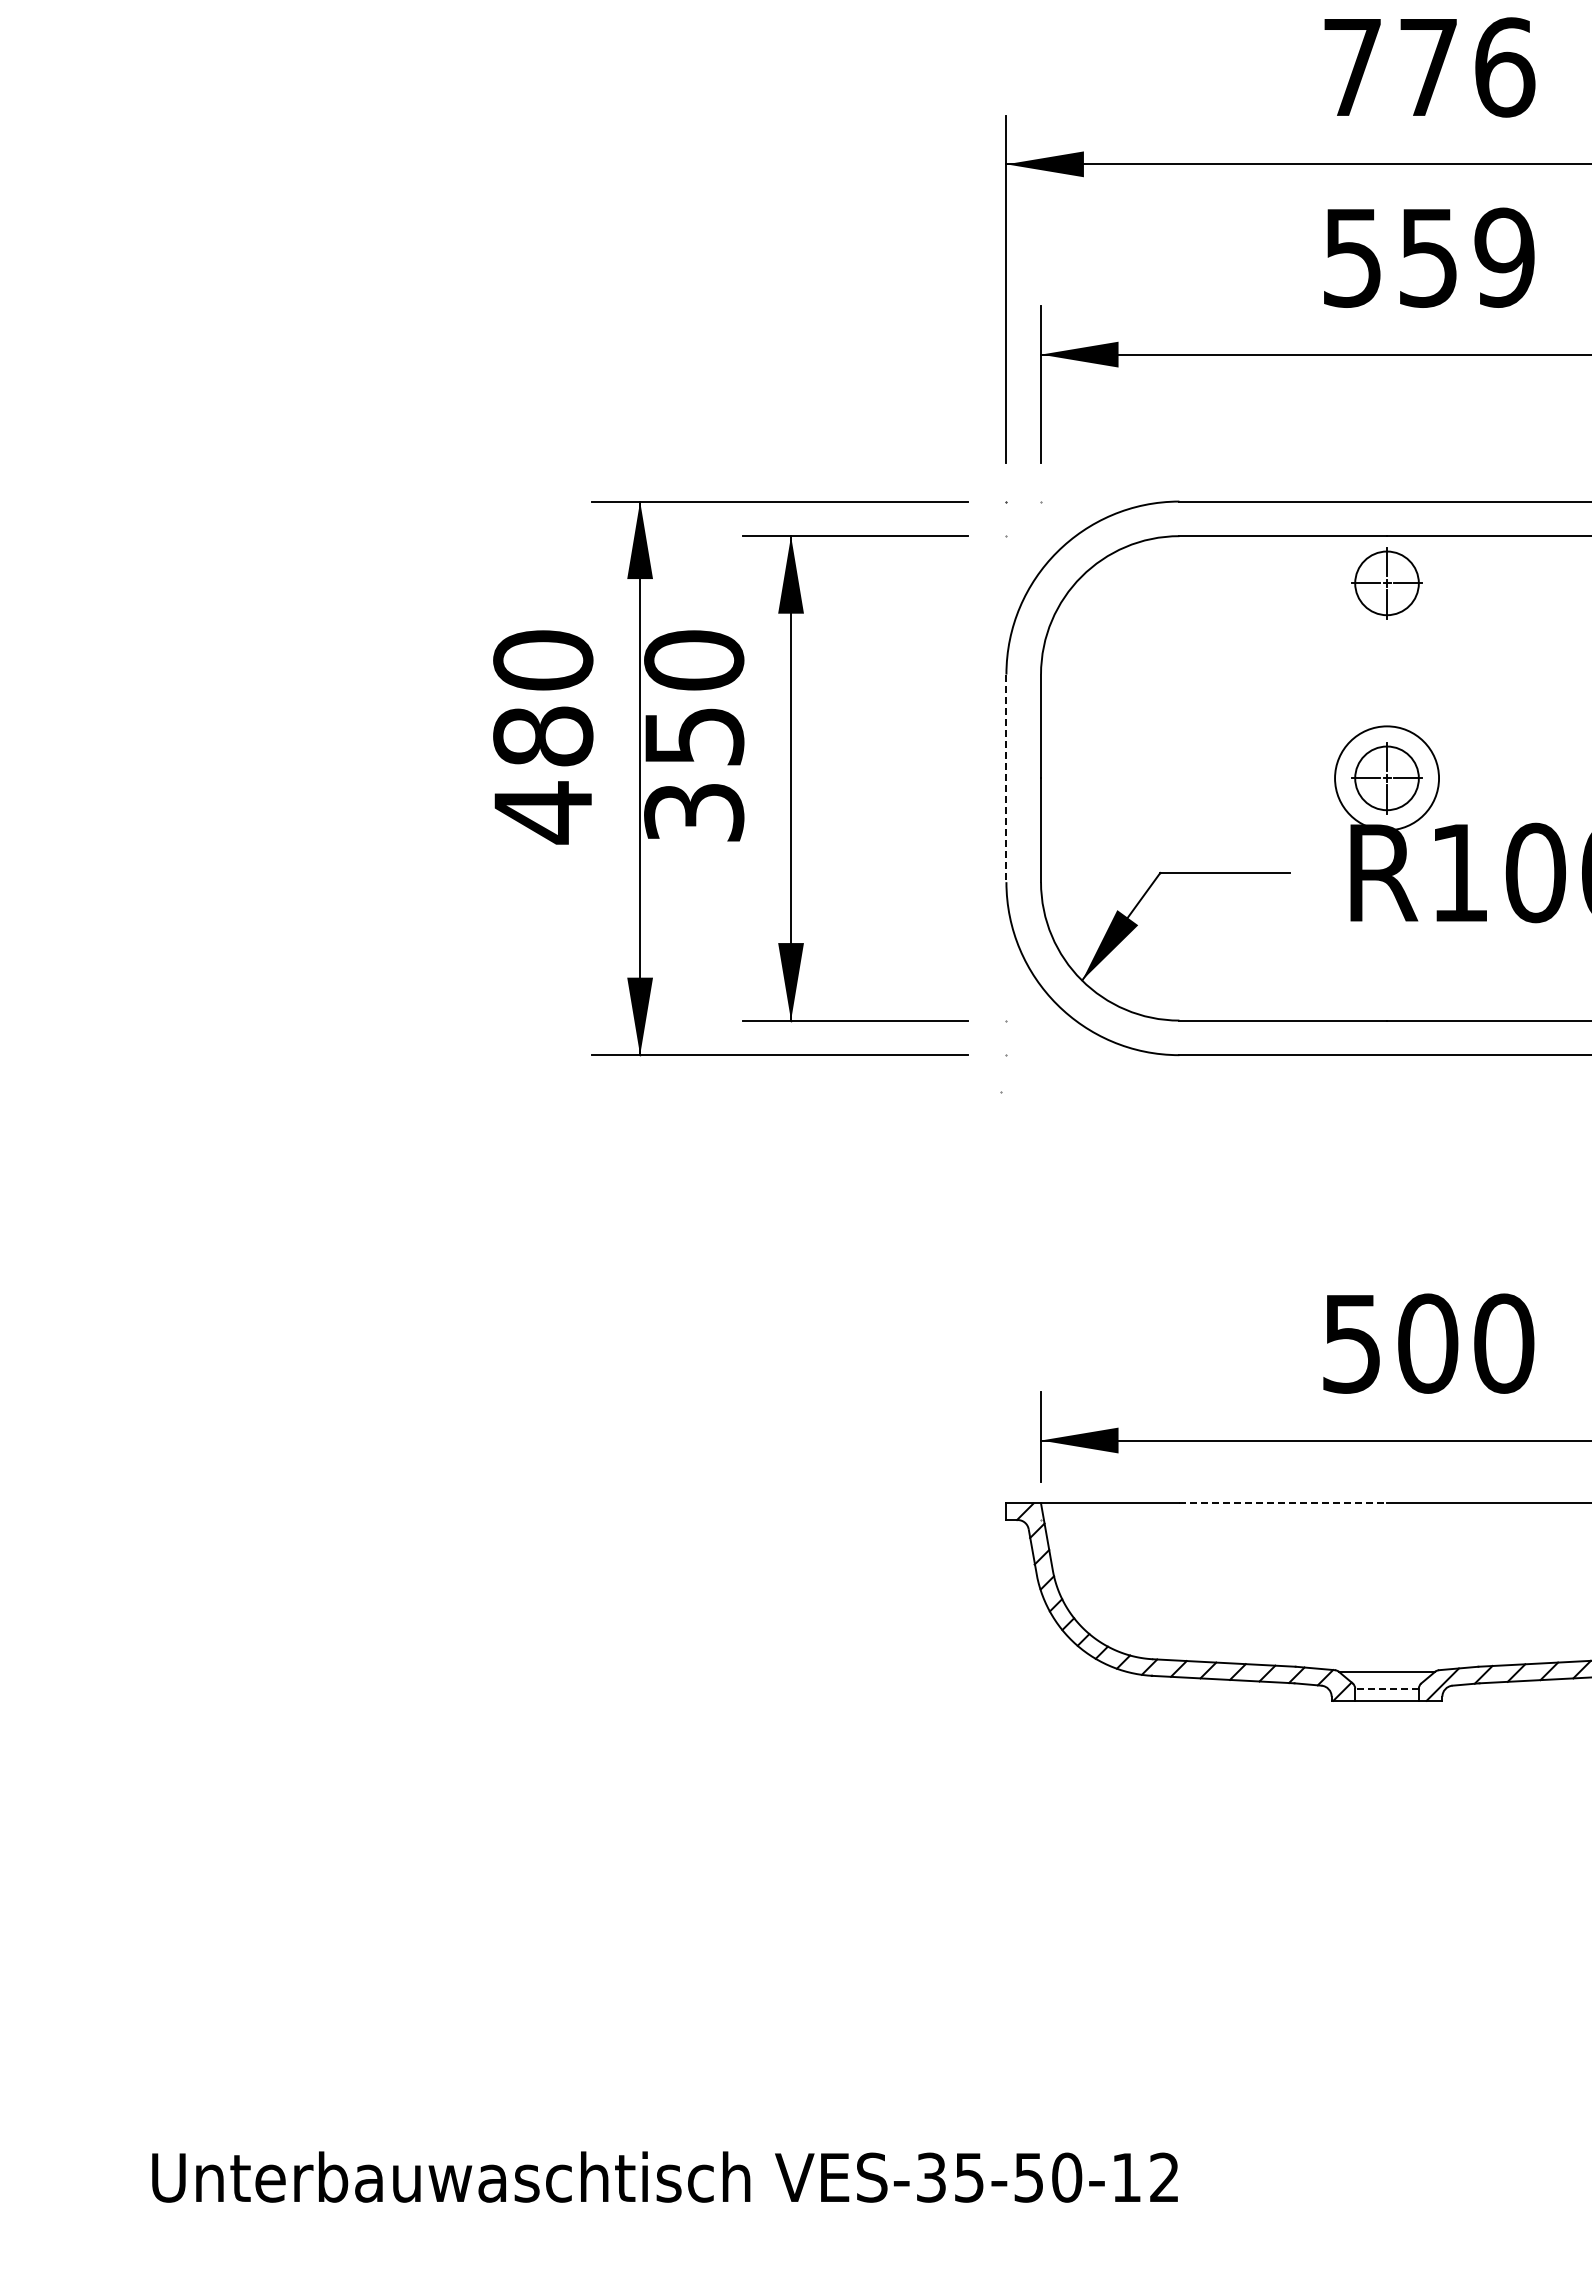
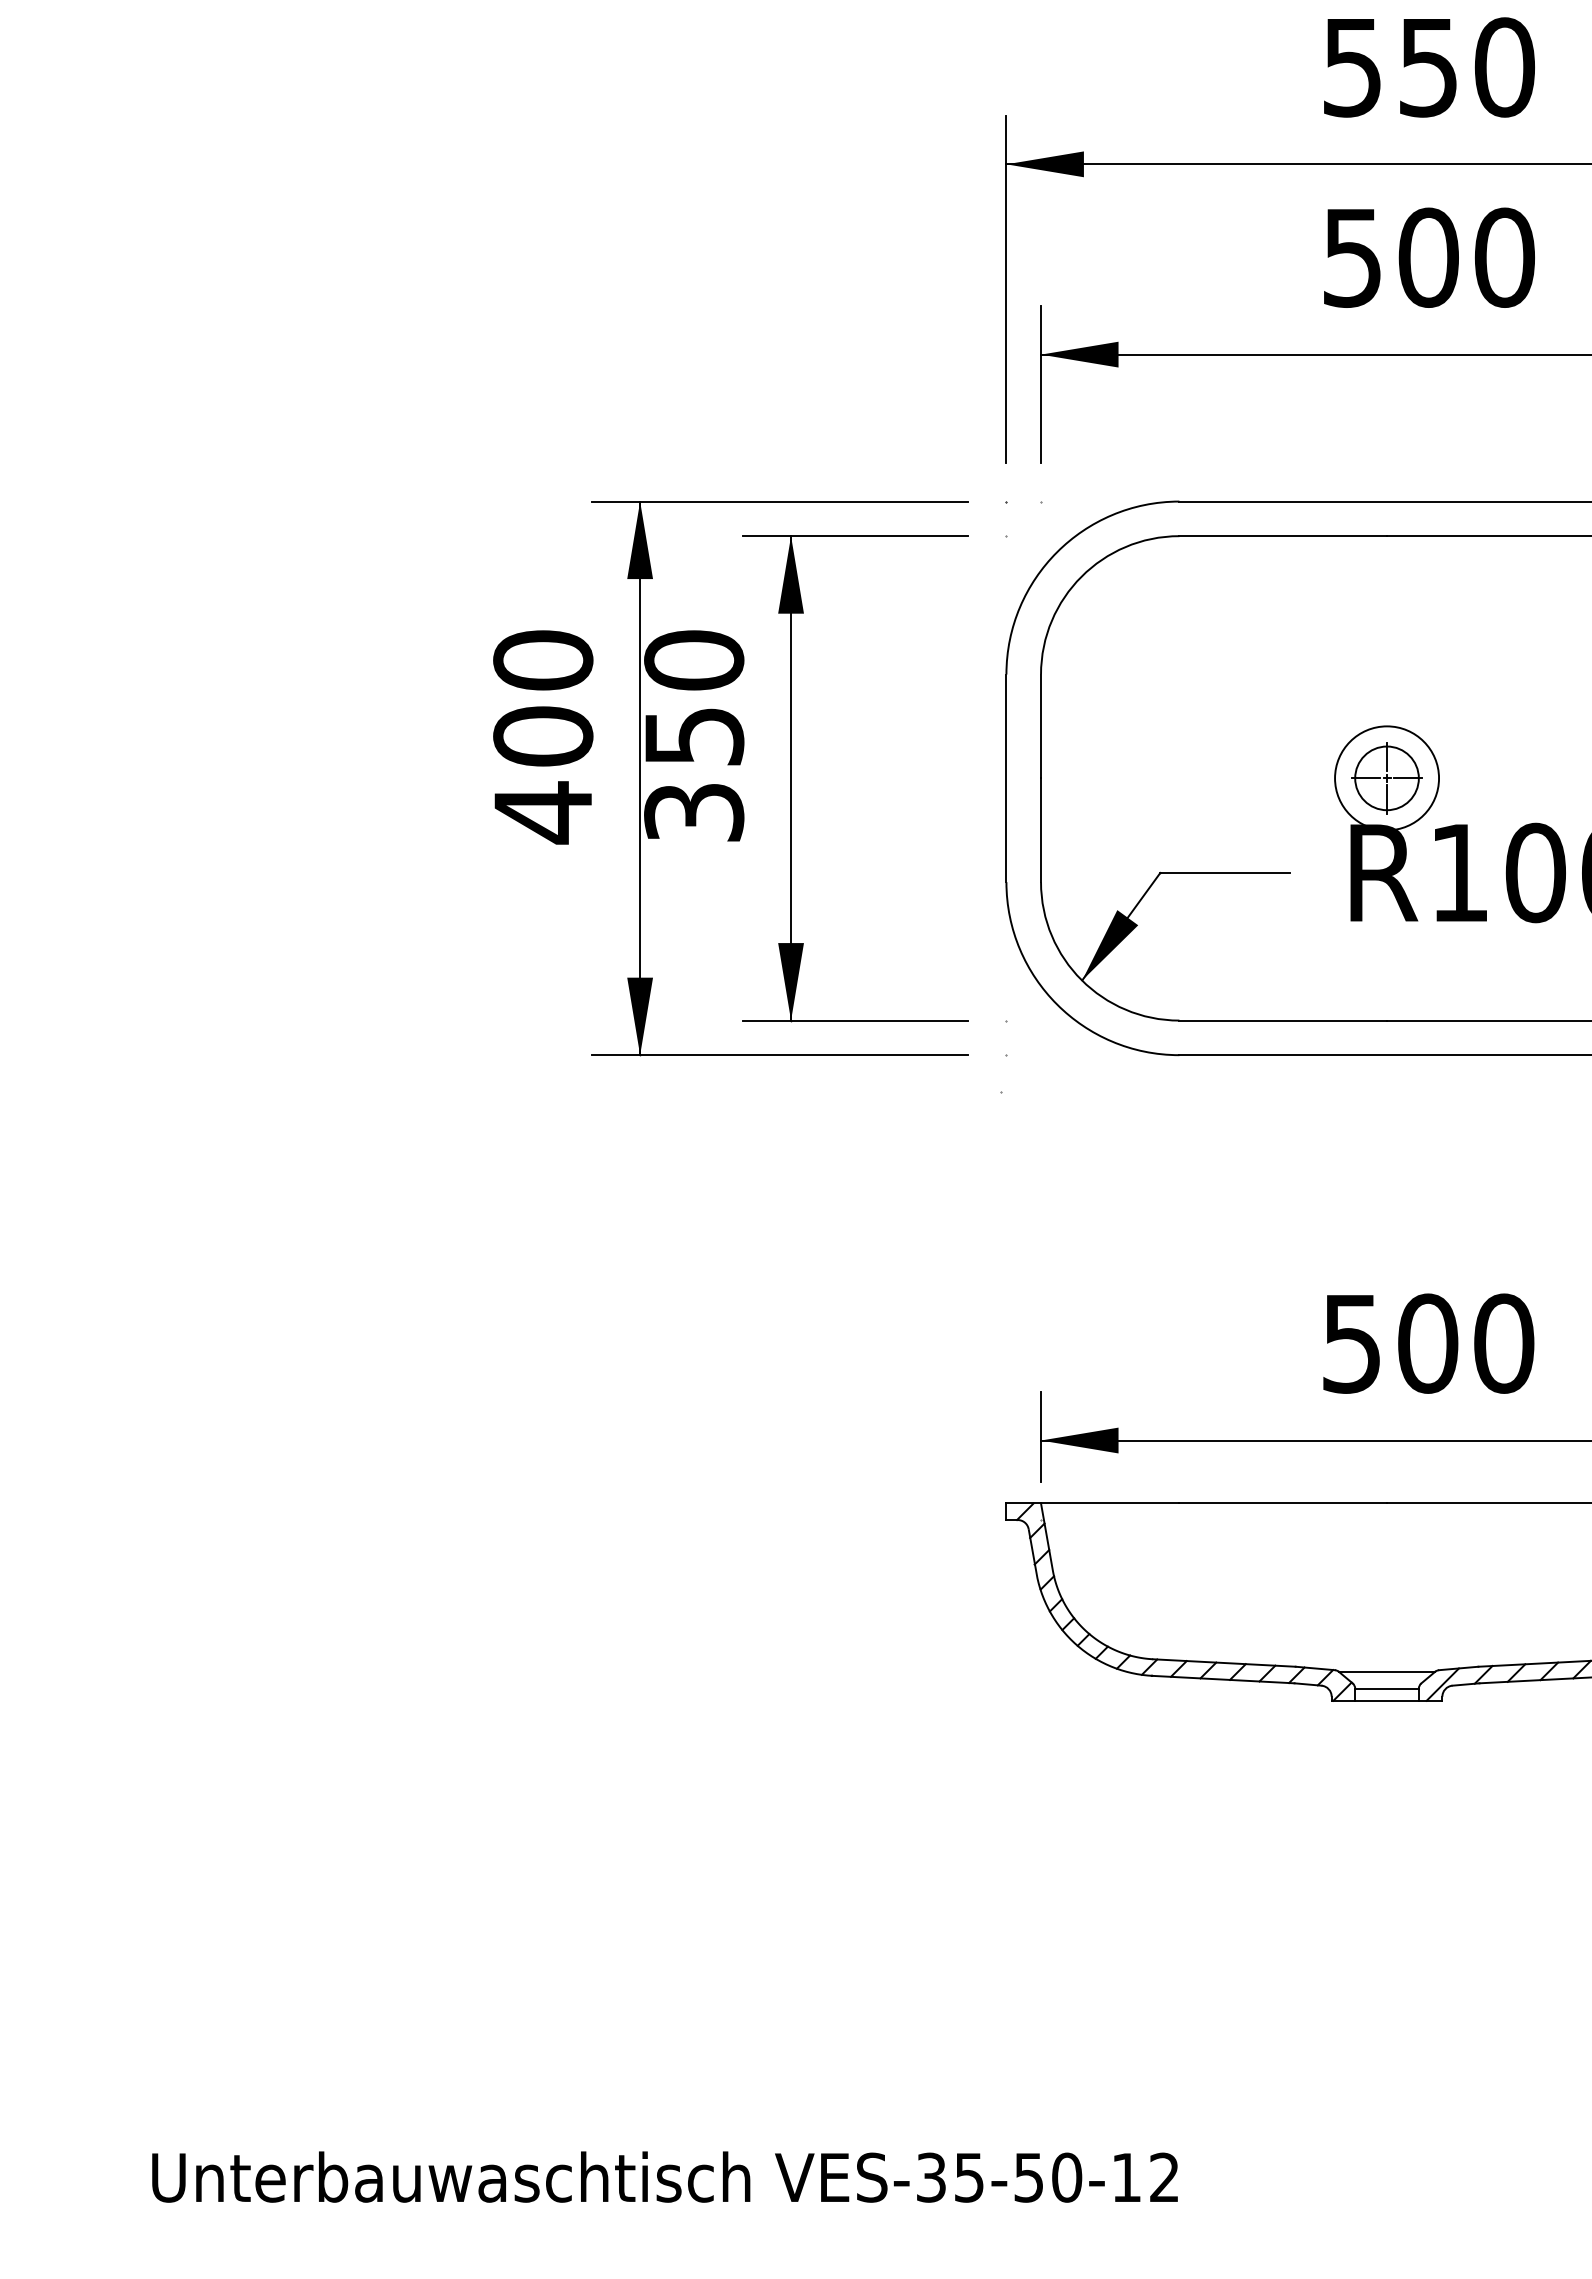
text: 776 -> 550 (1429, 67)
text: 559 -> 500 (1466, 257)
part: present -> none (1386, 583)
text: 480 -> 400 (543, 736)
line: dashed -> solid (1006, 778)
line: dashed -> solid (1283, 1503)
line: dashed -> solid (1387, 1688)
